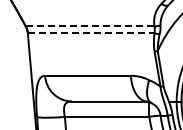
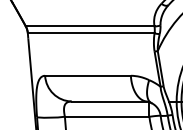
line: dashed -> solid (90, 26)
line: dashed -> solid (91, 33)
